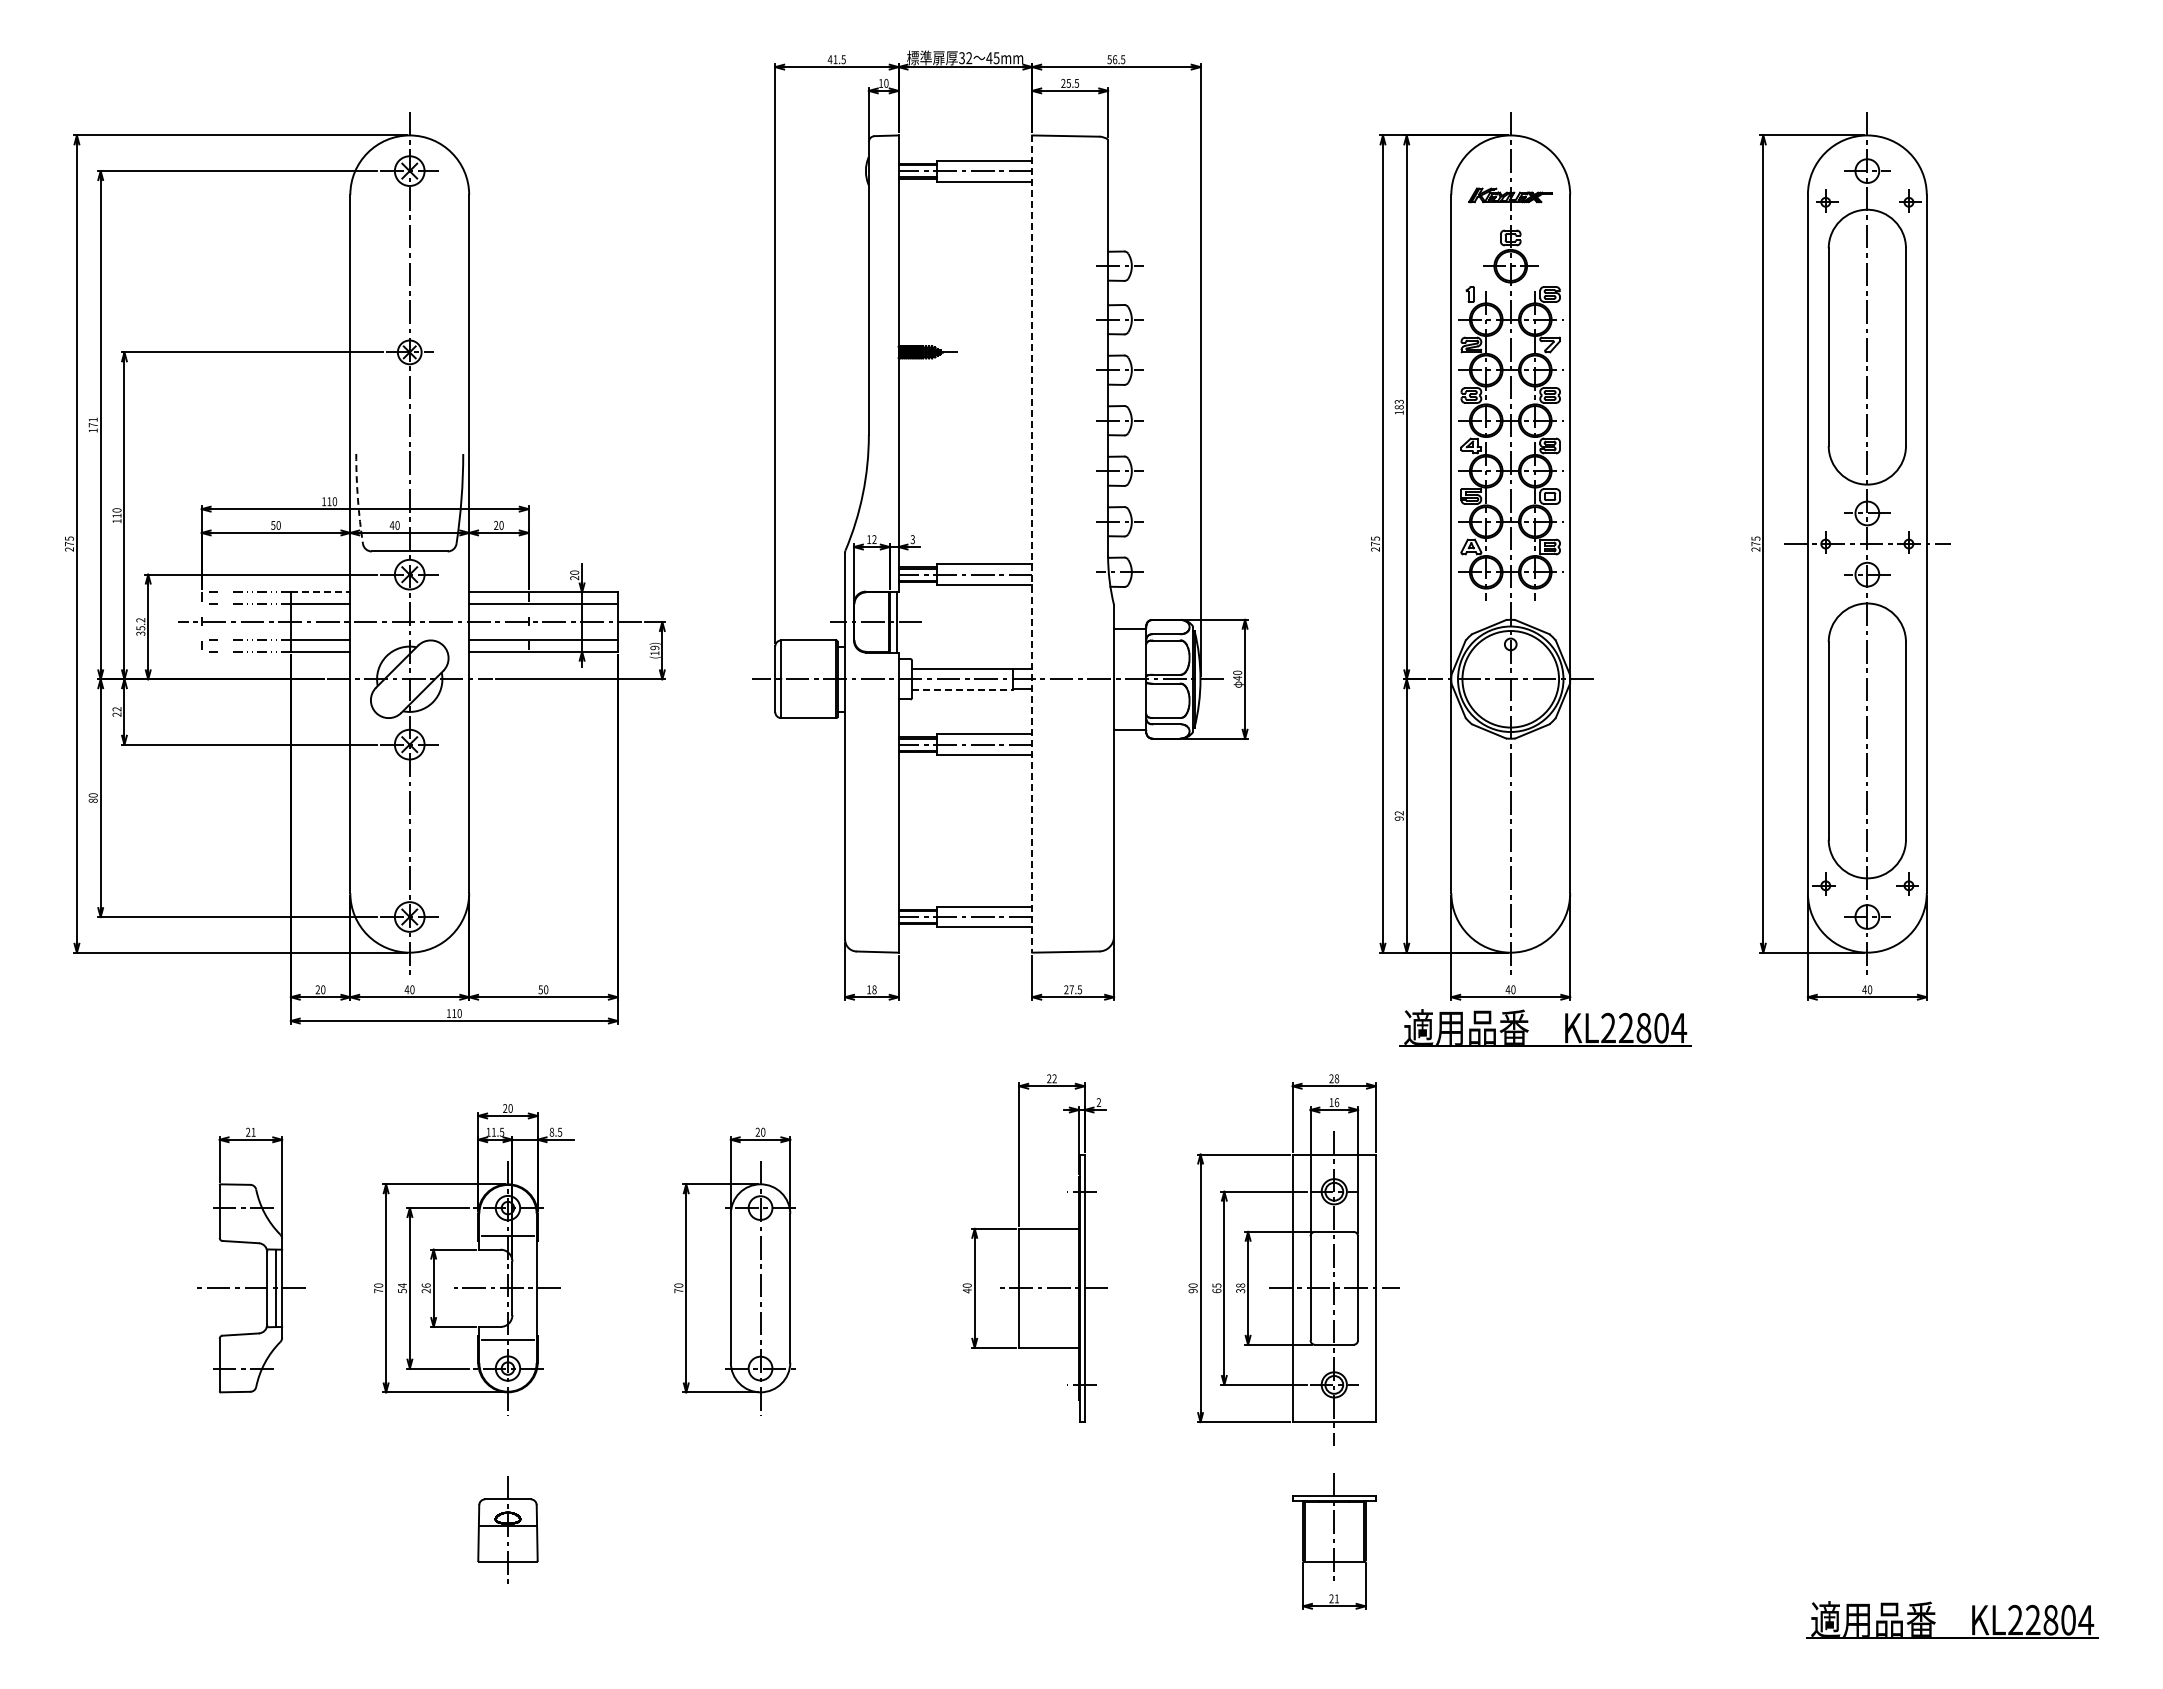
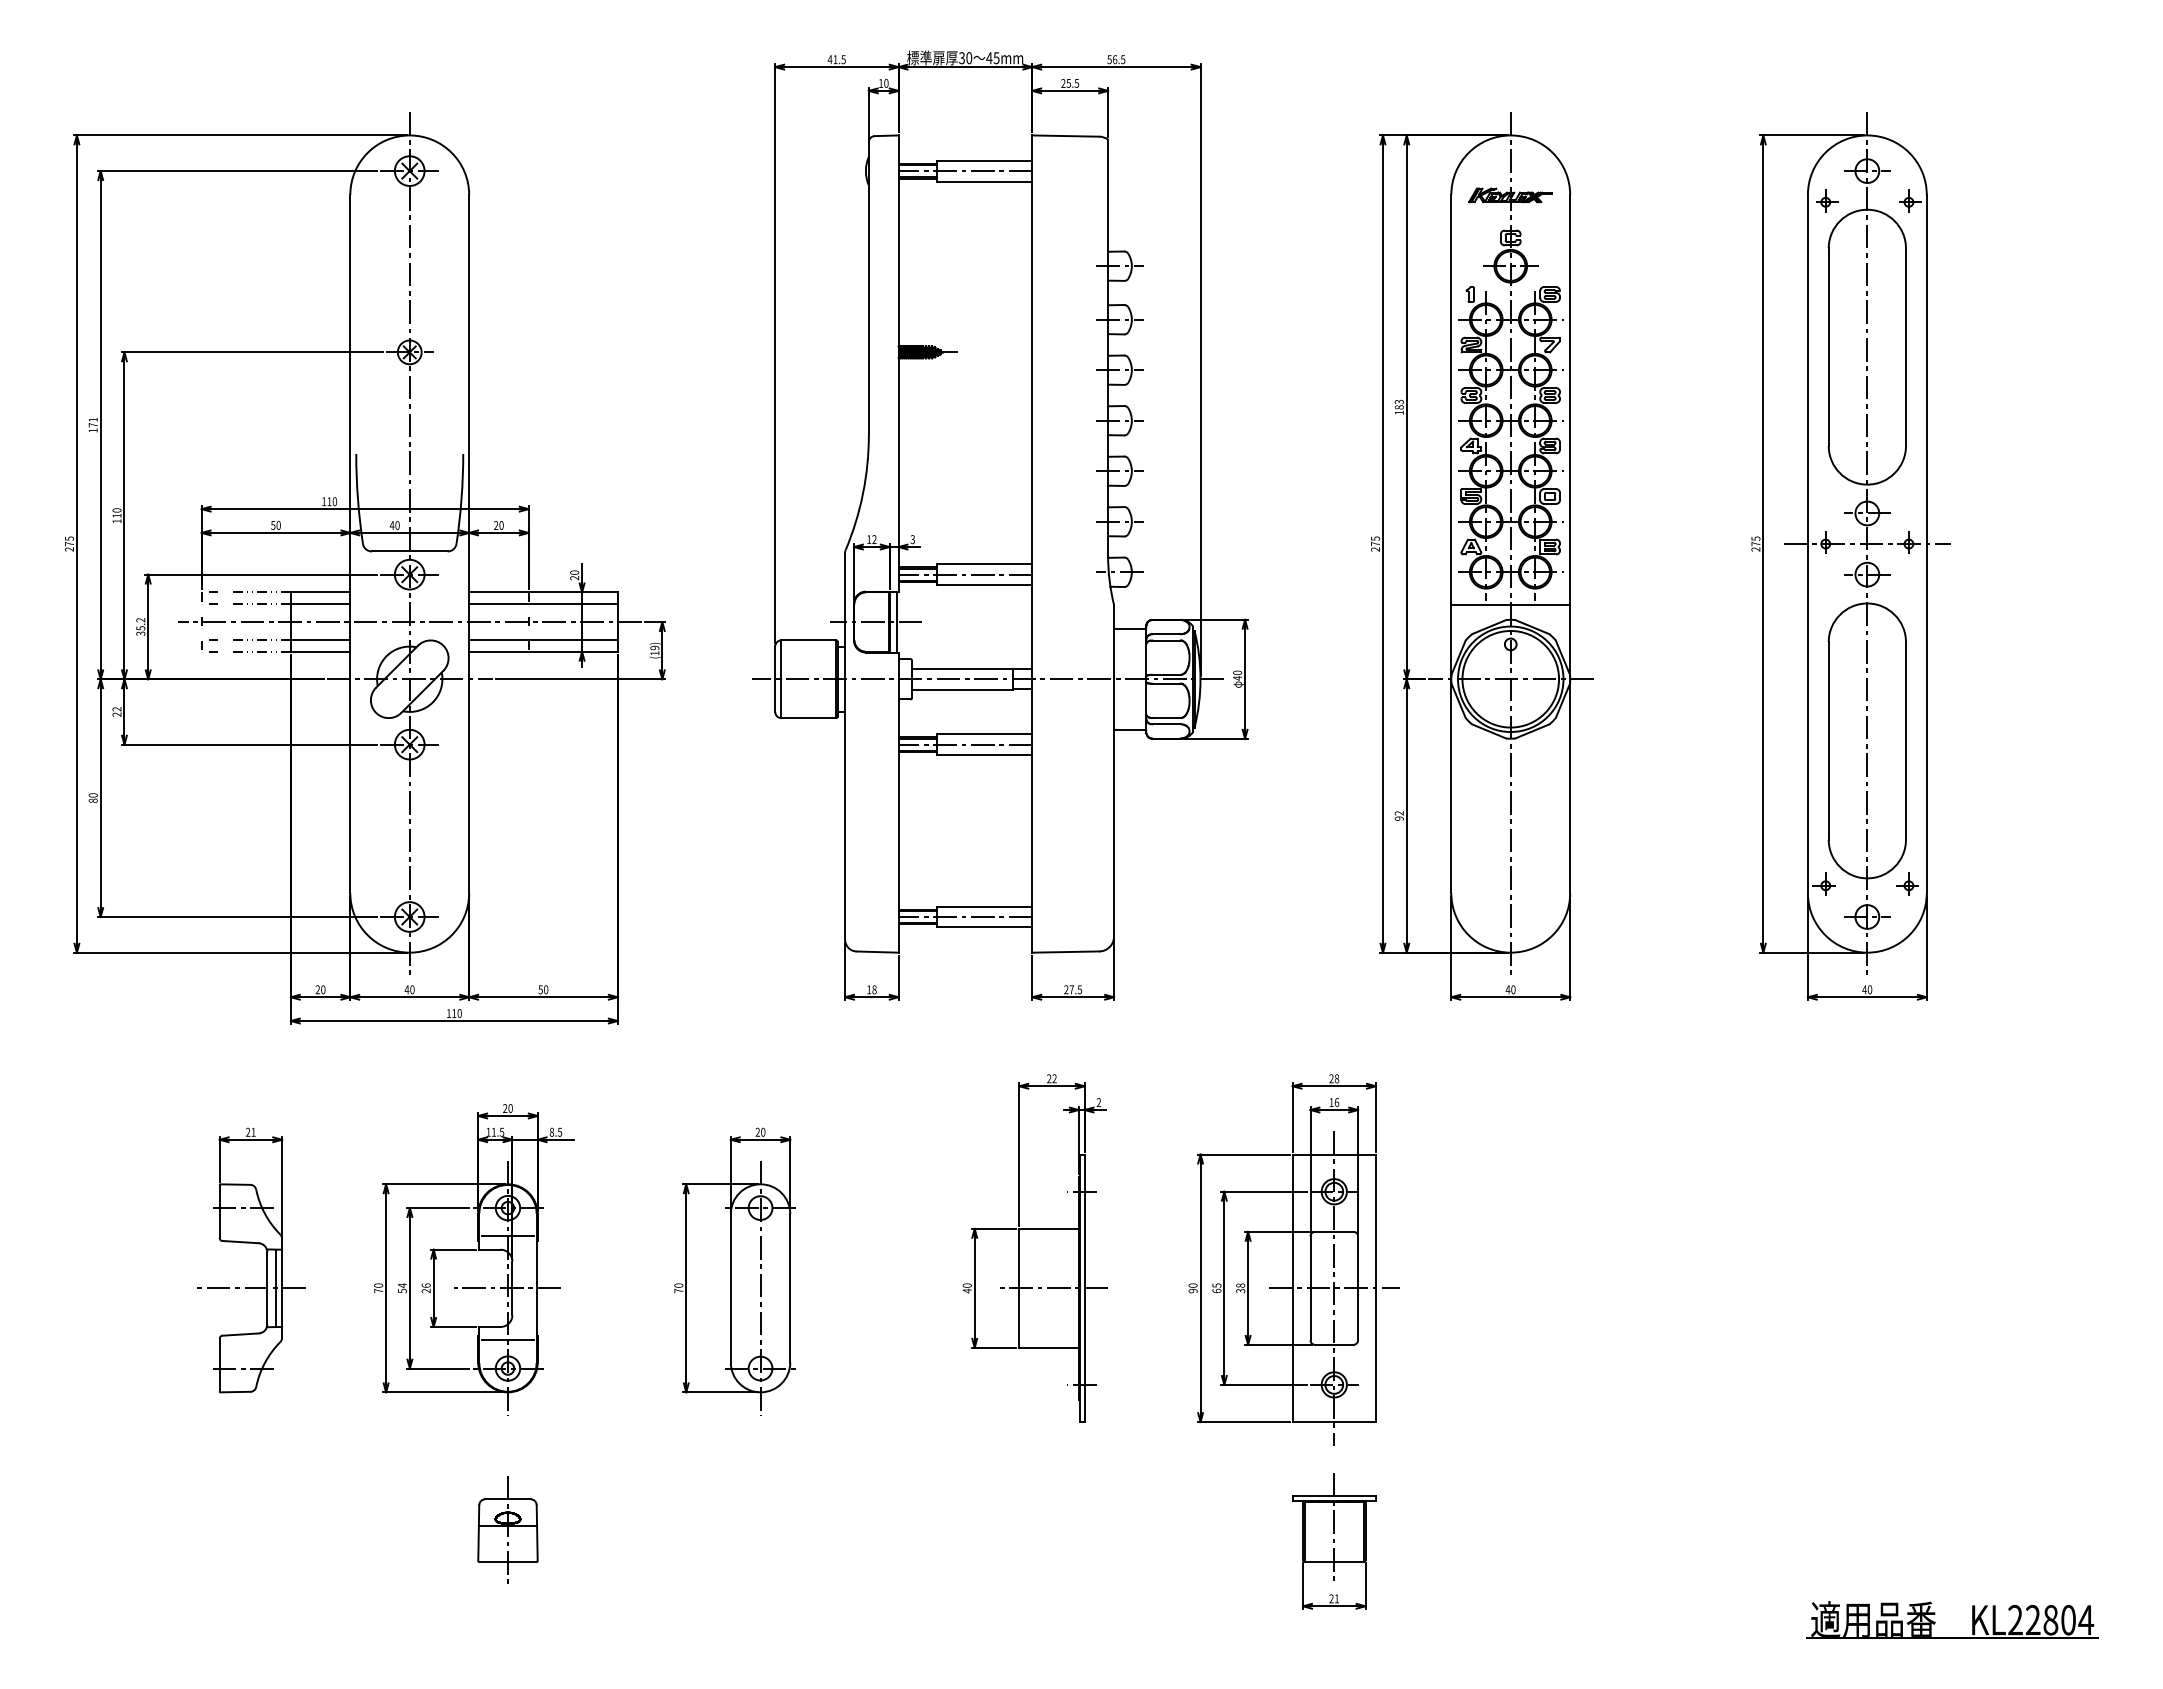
text: 32 -> 30 (969, 58)
arc: dashed -> solid (357, 499)
line: dashed -> solid (1032, 544)
line: dashed -> solid (320, 592)
line: none -> present (1510, 604)
line: dashed -> solid (962, 689)
part: present -> none (1528, 1030)
